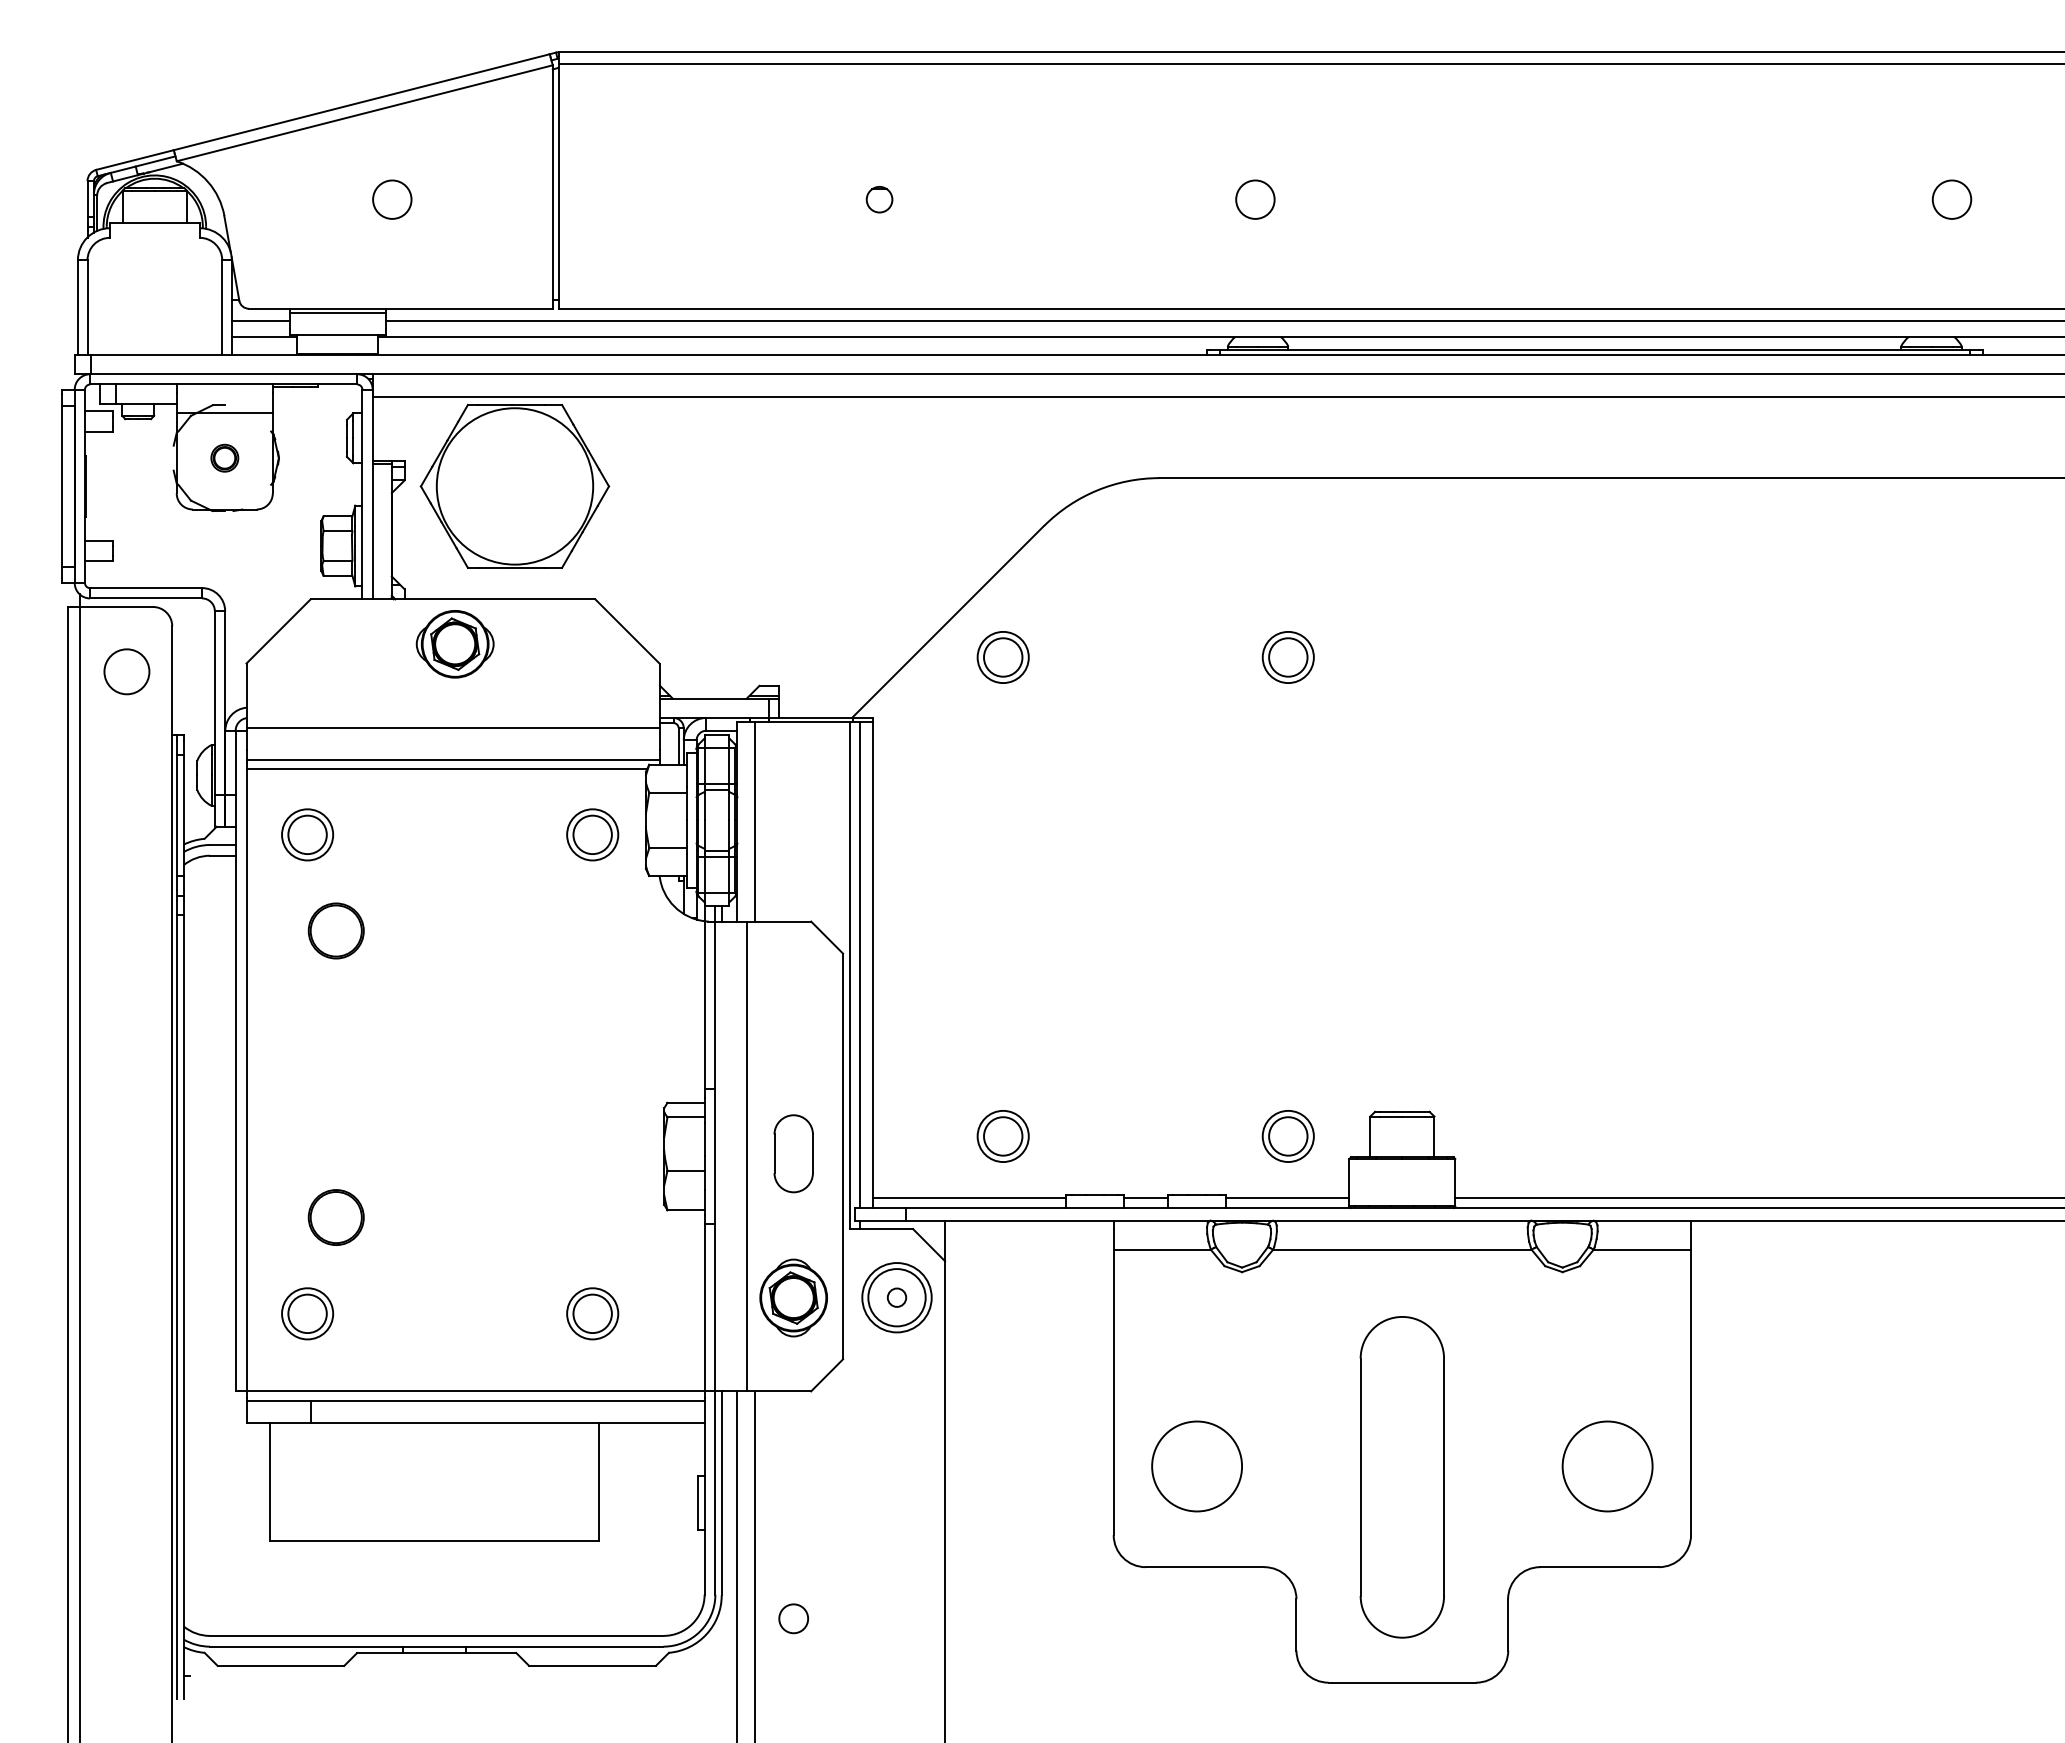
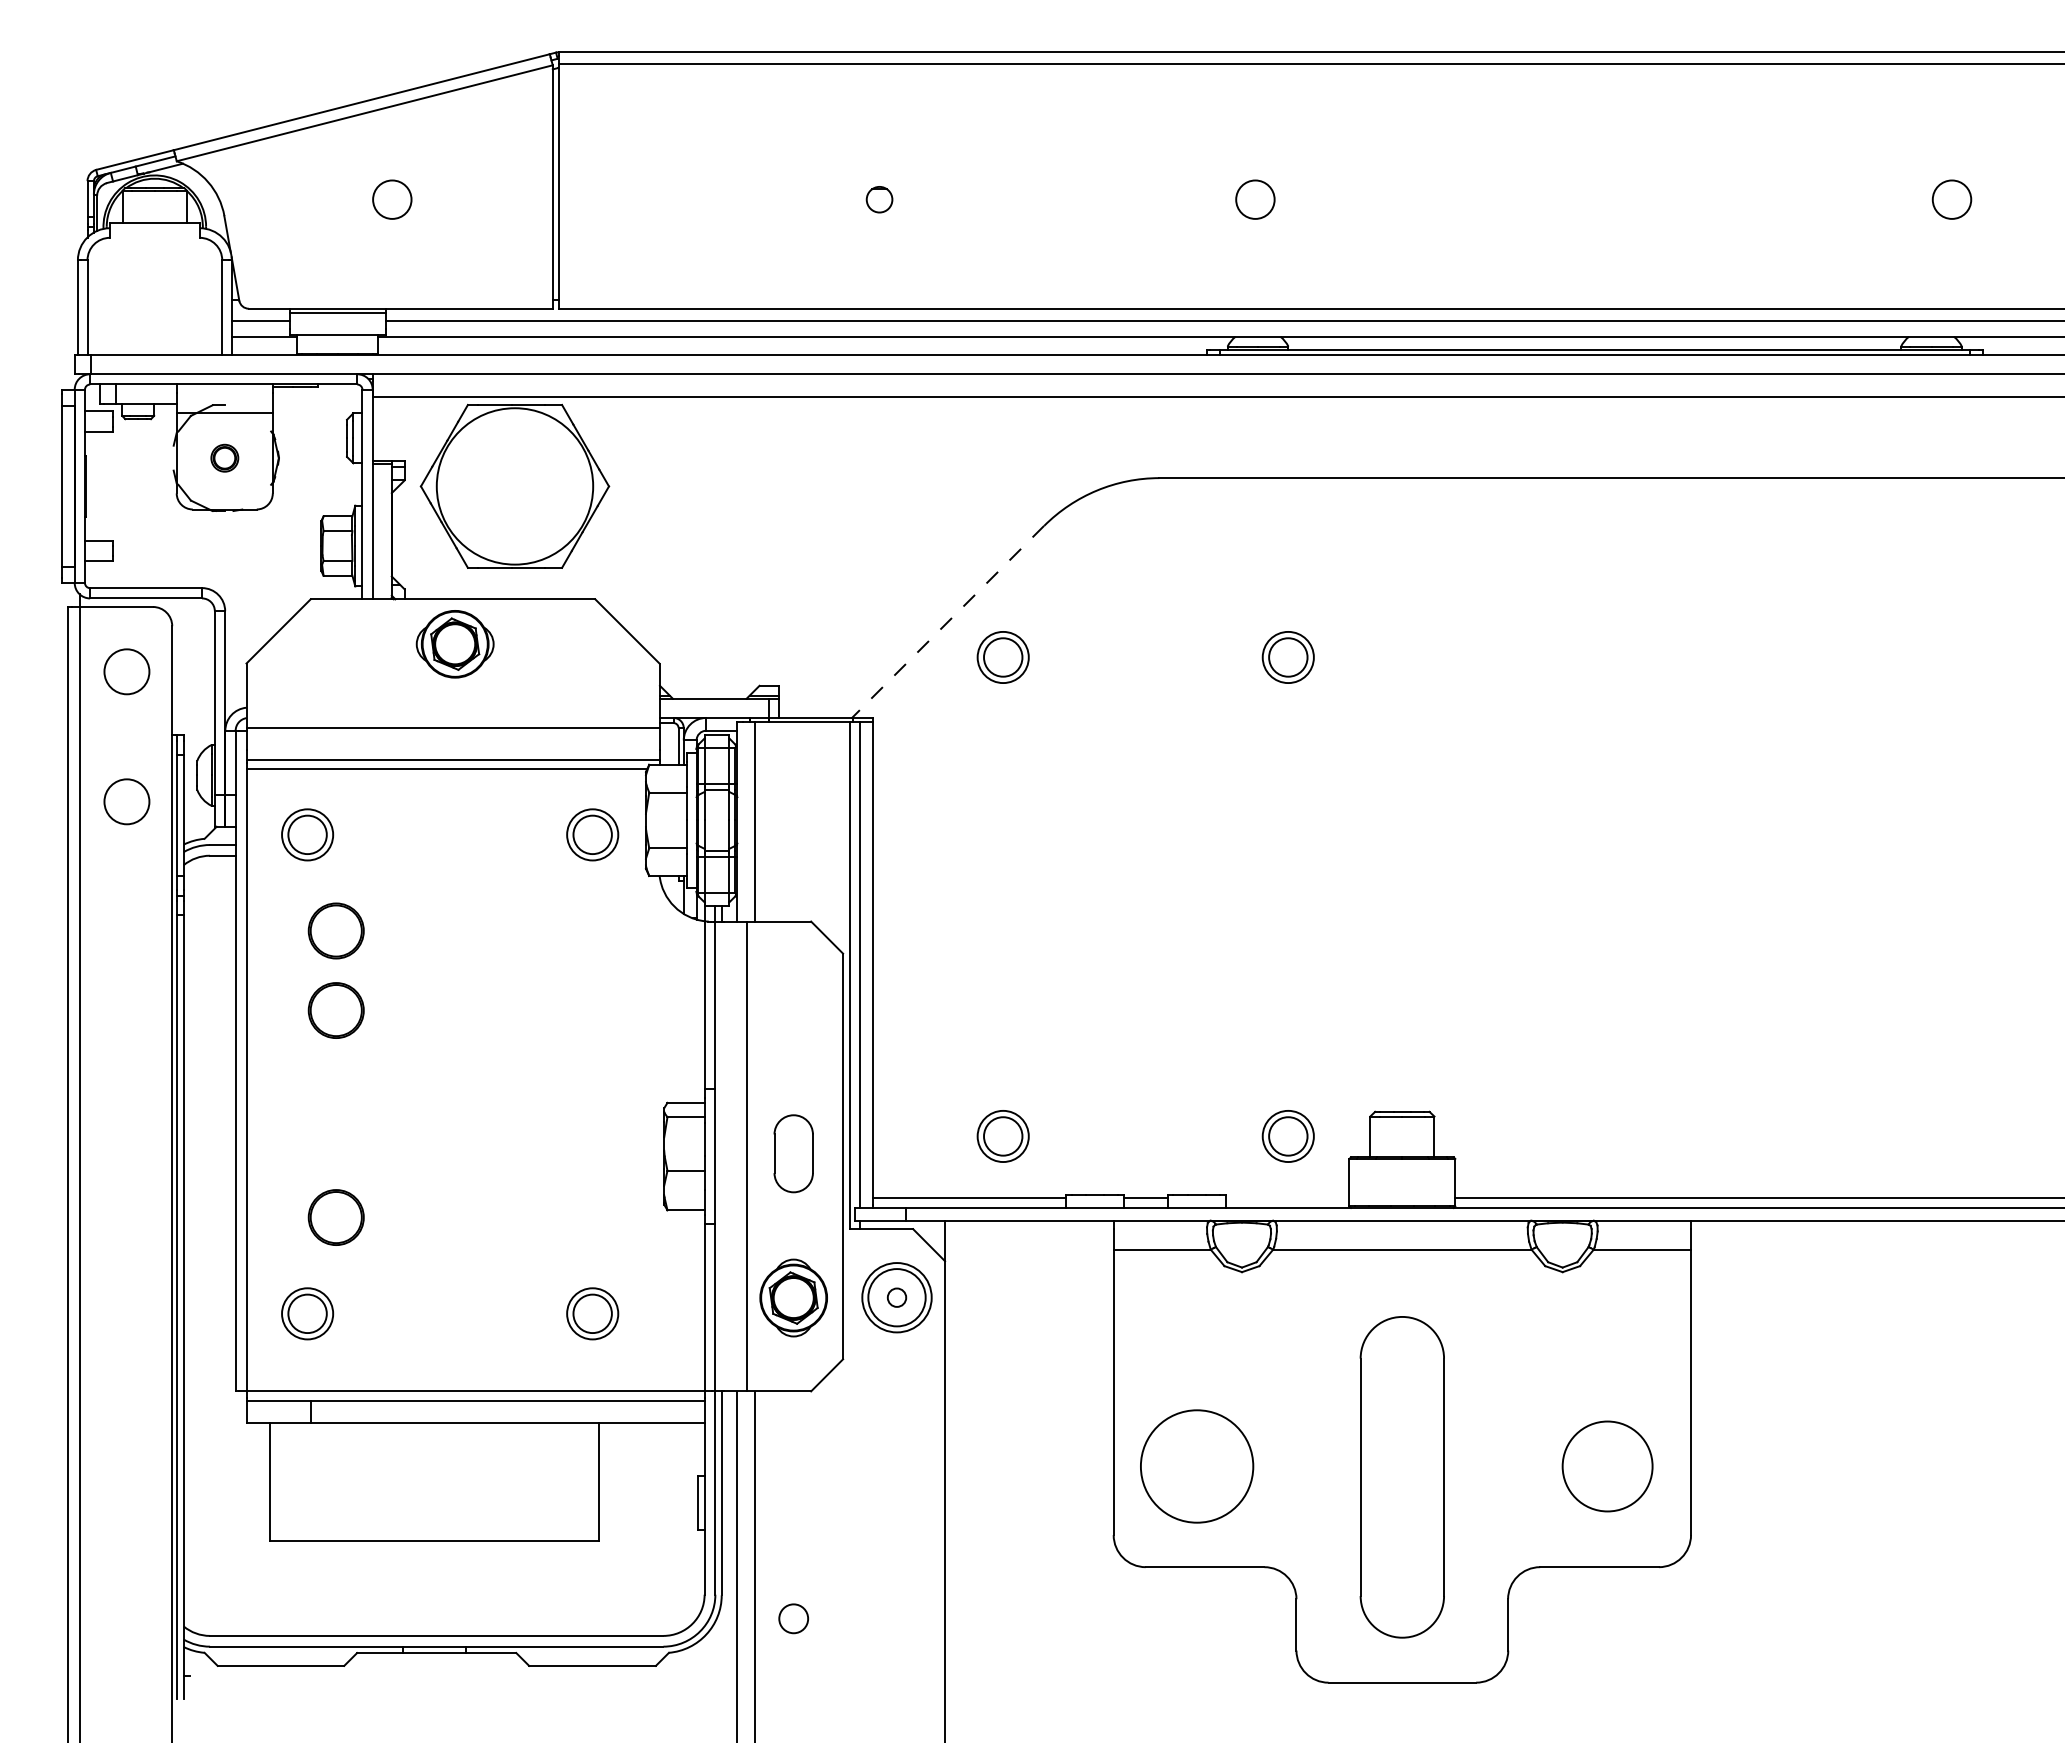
line: solid -> dashed (948, 621)
circle: none -> present (126, 801)
part: none -> present (335, 1010)
line: present -> none (1287, 1198)
circle diameter: 90 px -> 112 px (1196, 1466)
